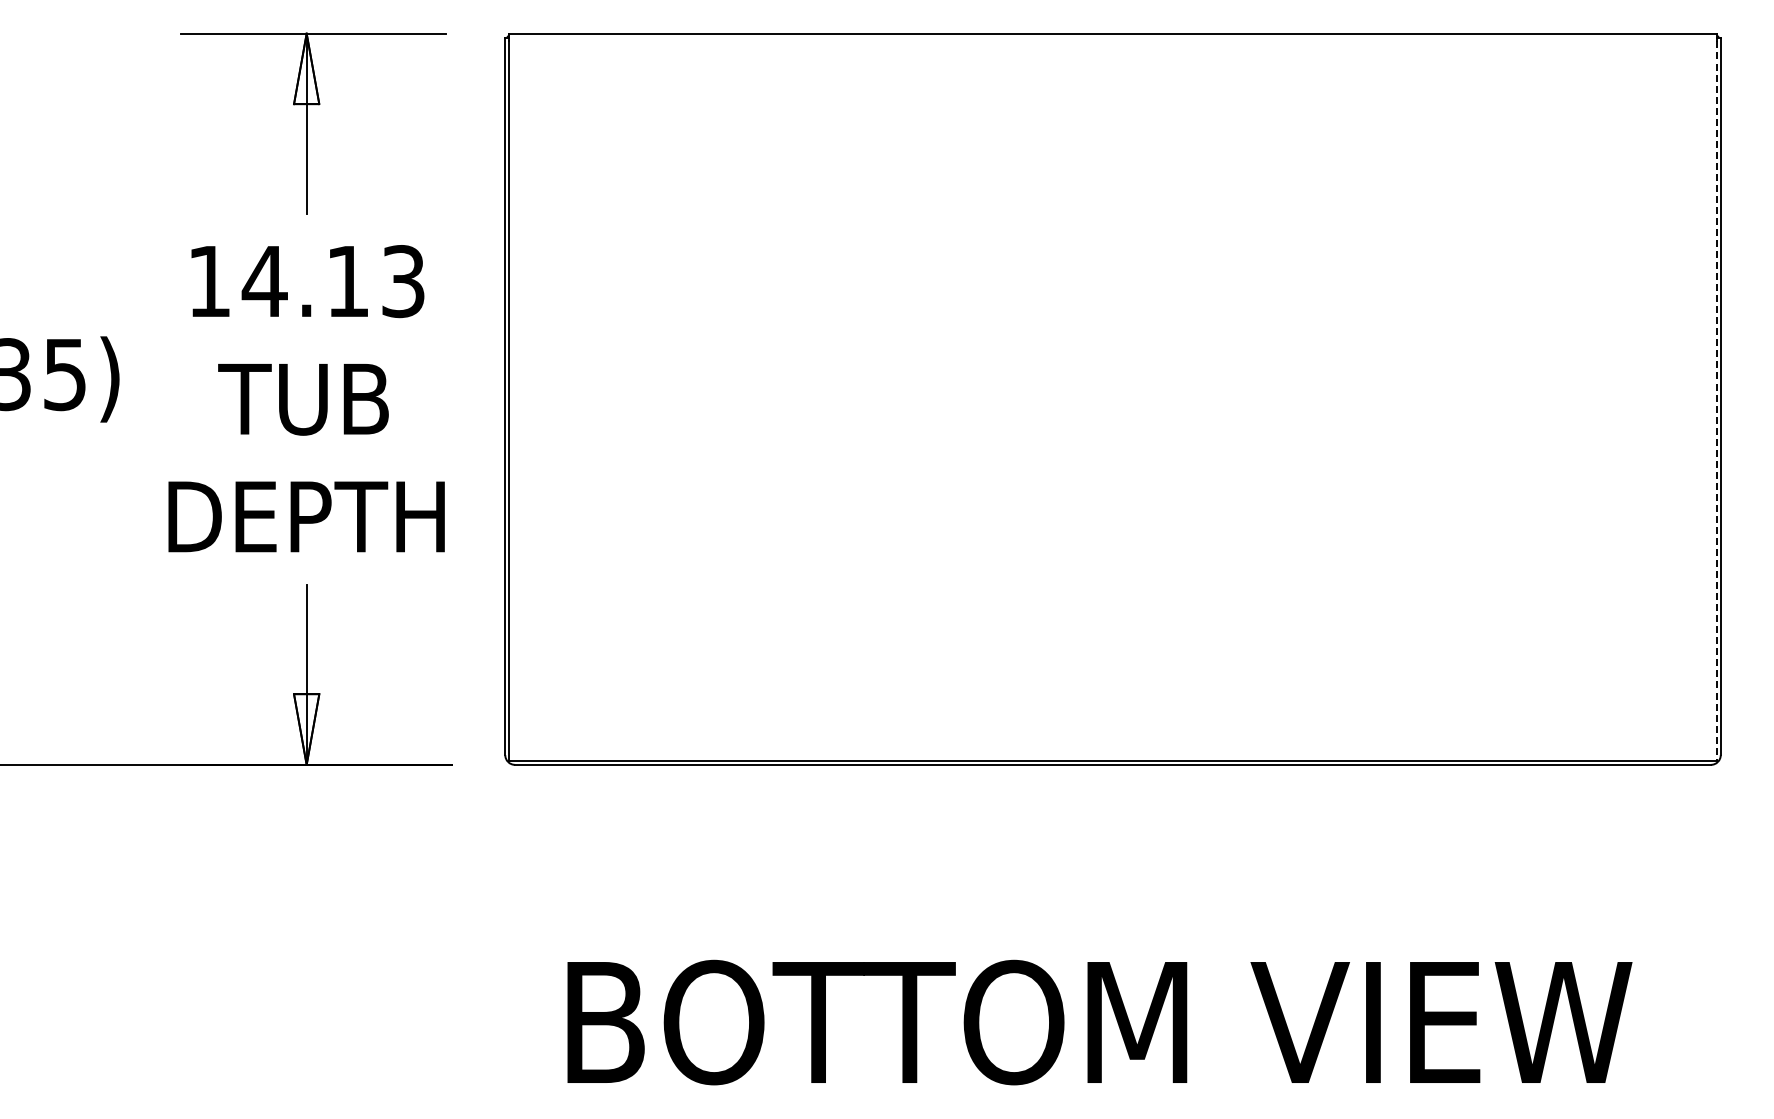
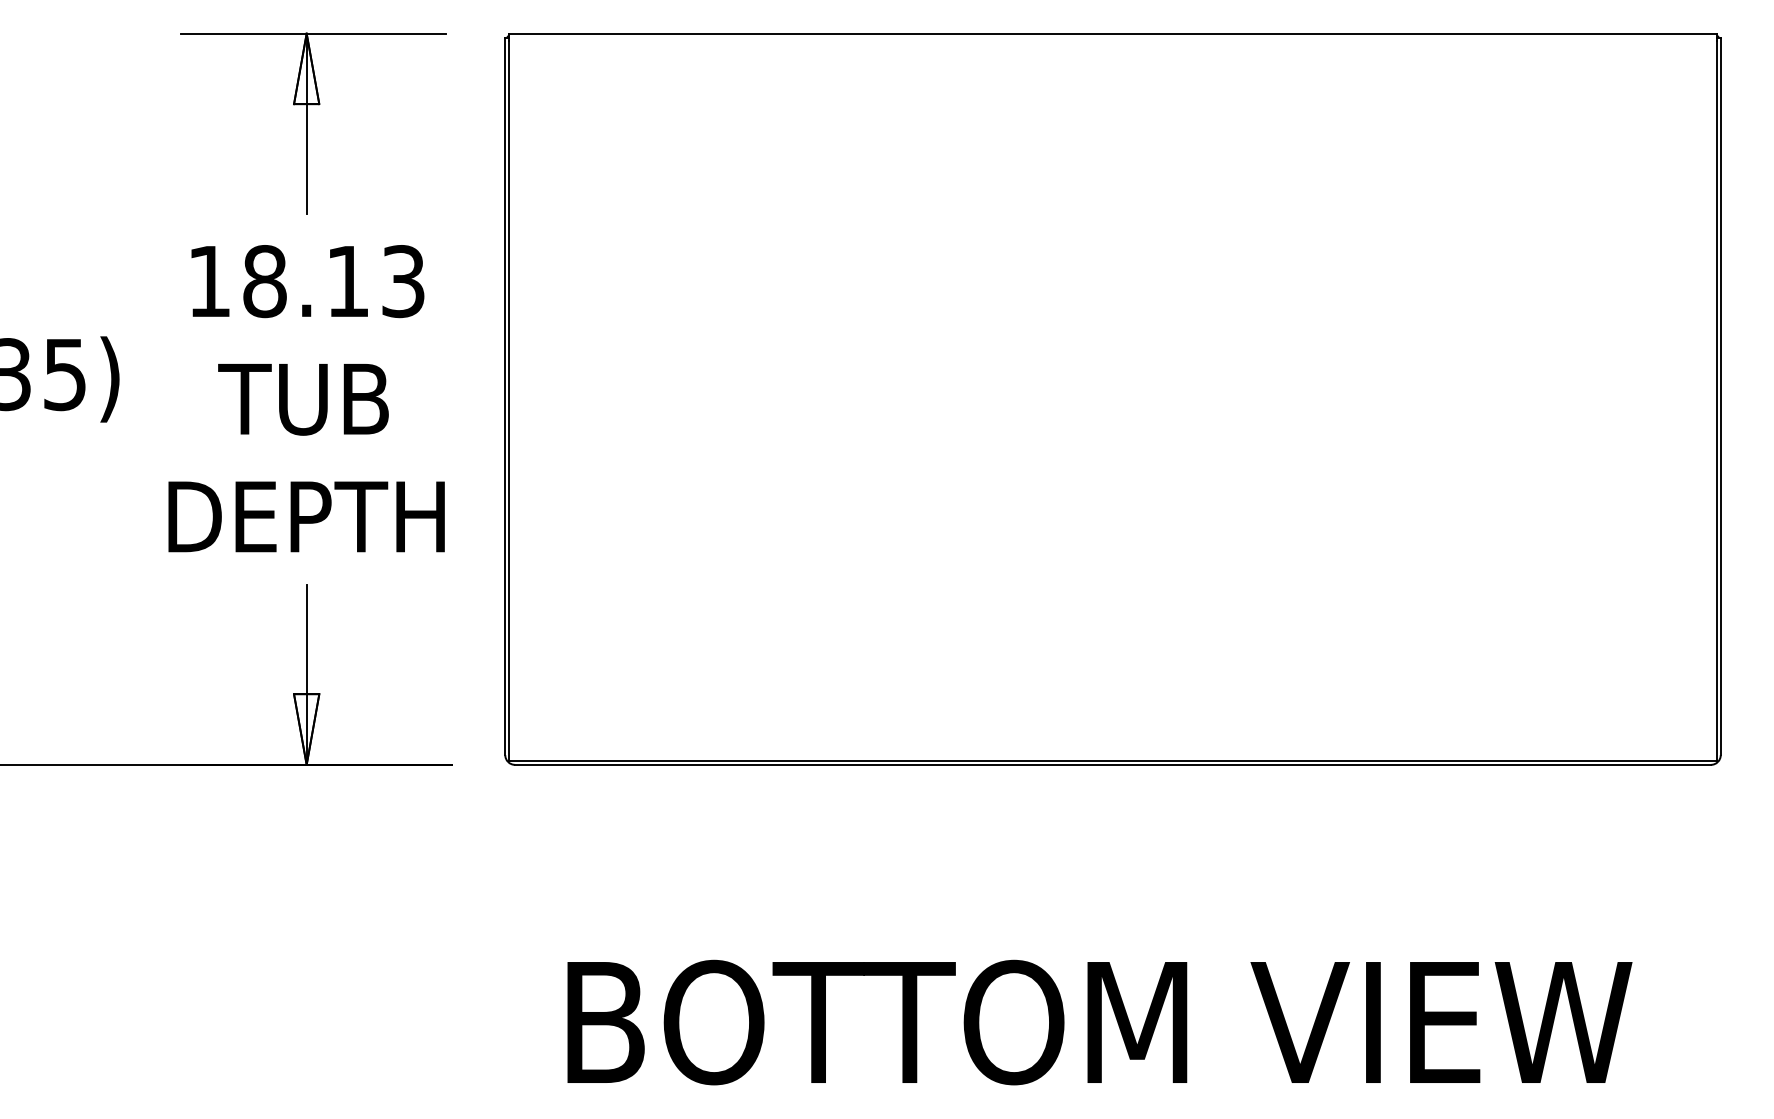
text: 14.13 -> 18.13 (264, 281)
line: dashed -> solid (1716, 401)
